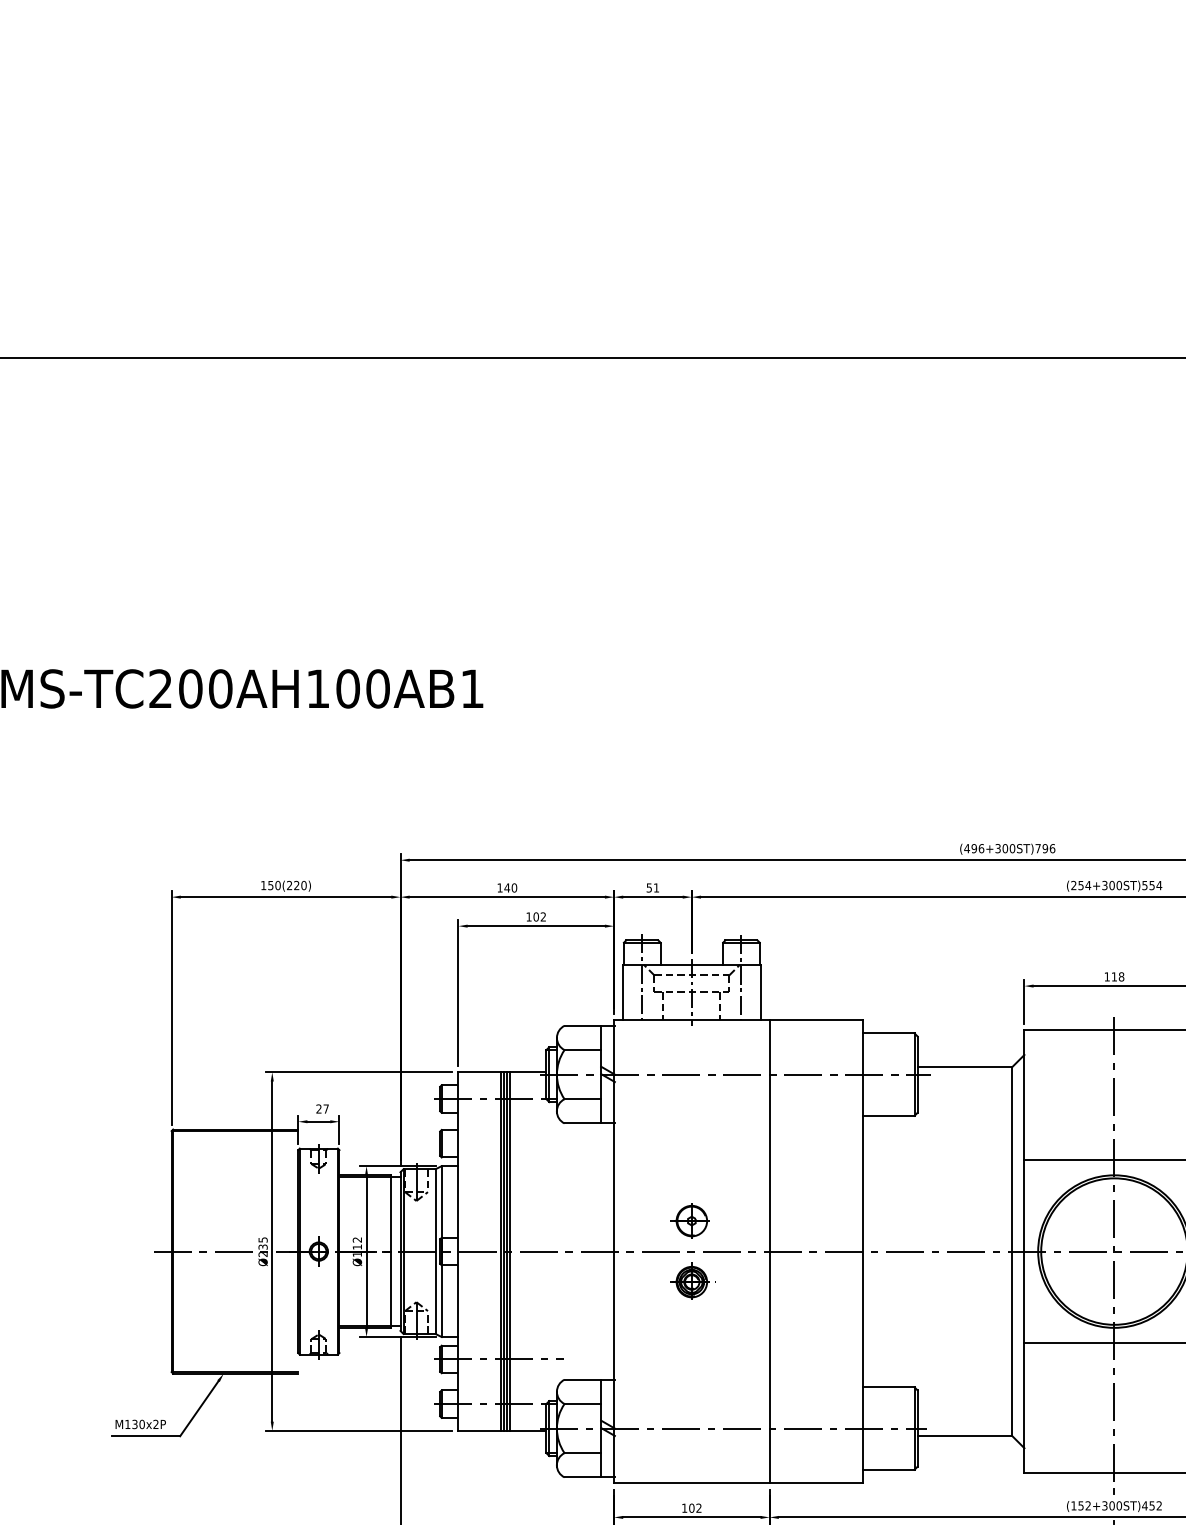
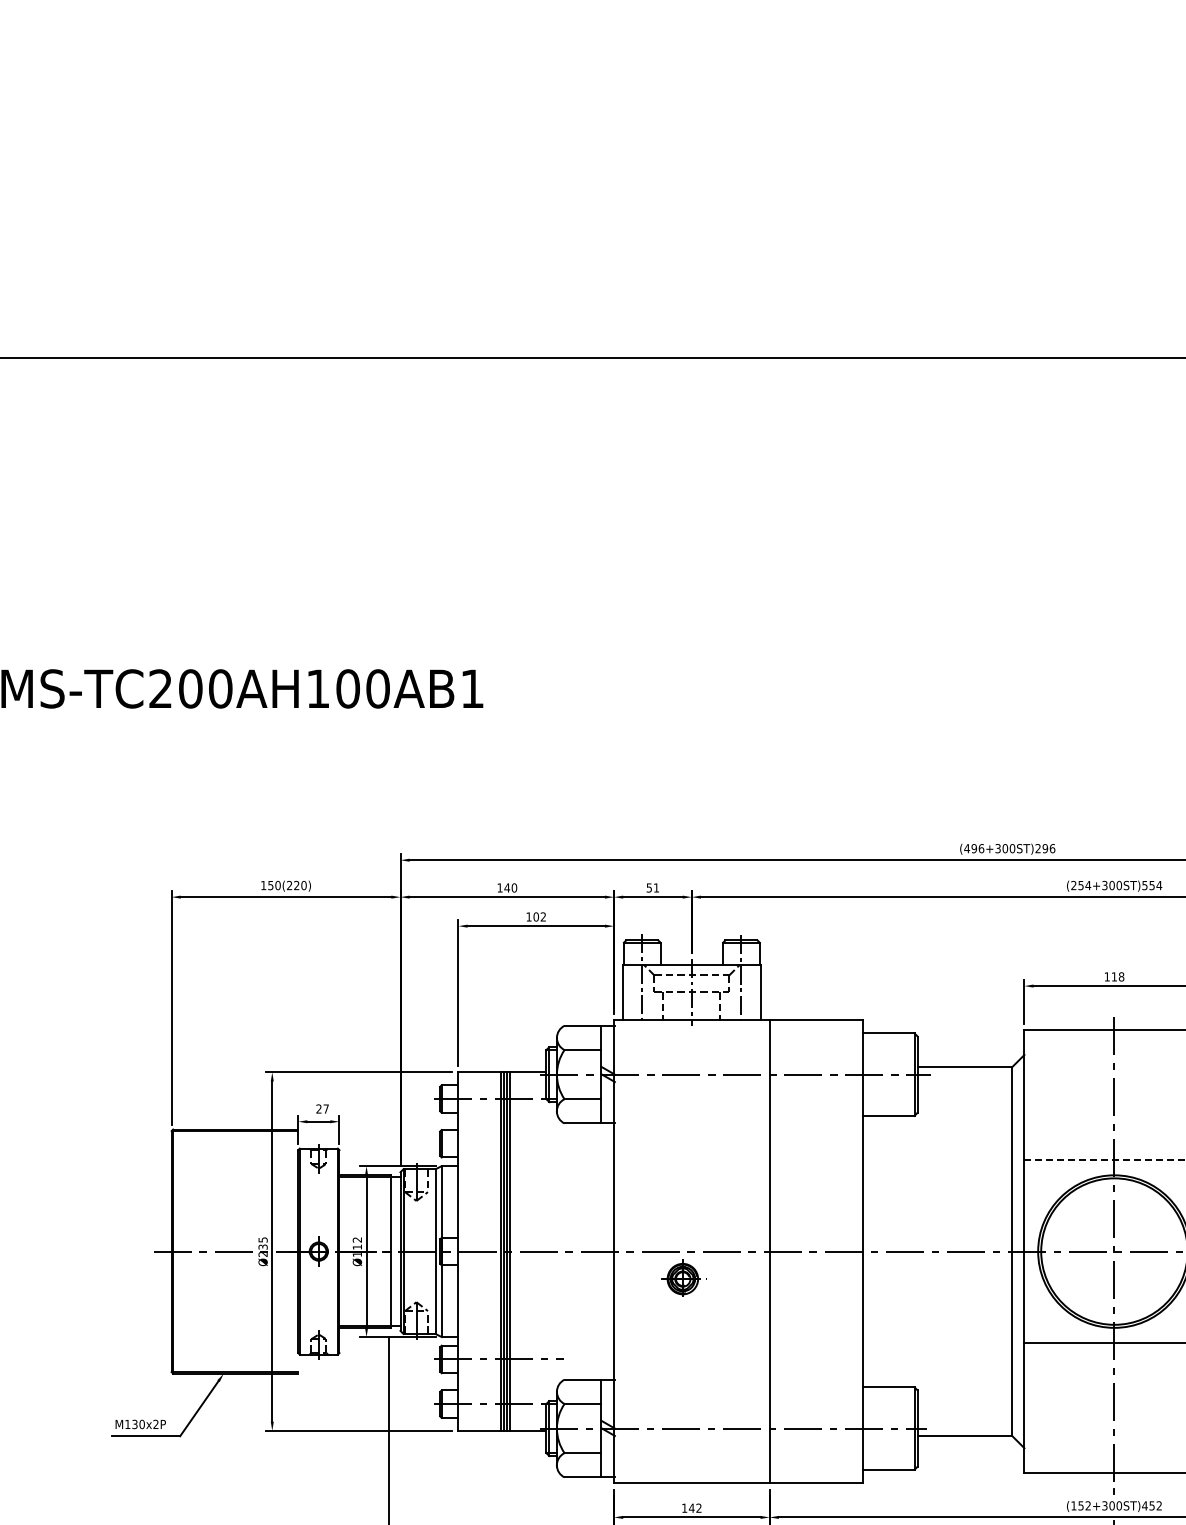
text: (496+300ST)796 -> (496+300ST)296 (1037, 848)
line: solid -> dashed (1104, 1160)
part: present -> none (689, 1220)
part position: (692, 1280) -> (683, 1277) (683, 1277)
line position: (400, 1429) -> (388, 1429) (388, 1429)
text: 102 -> 142 (691, 1507)
